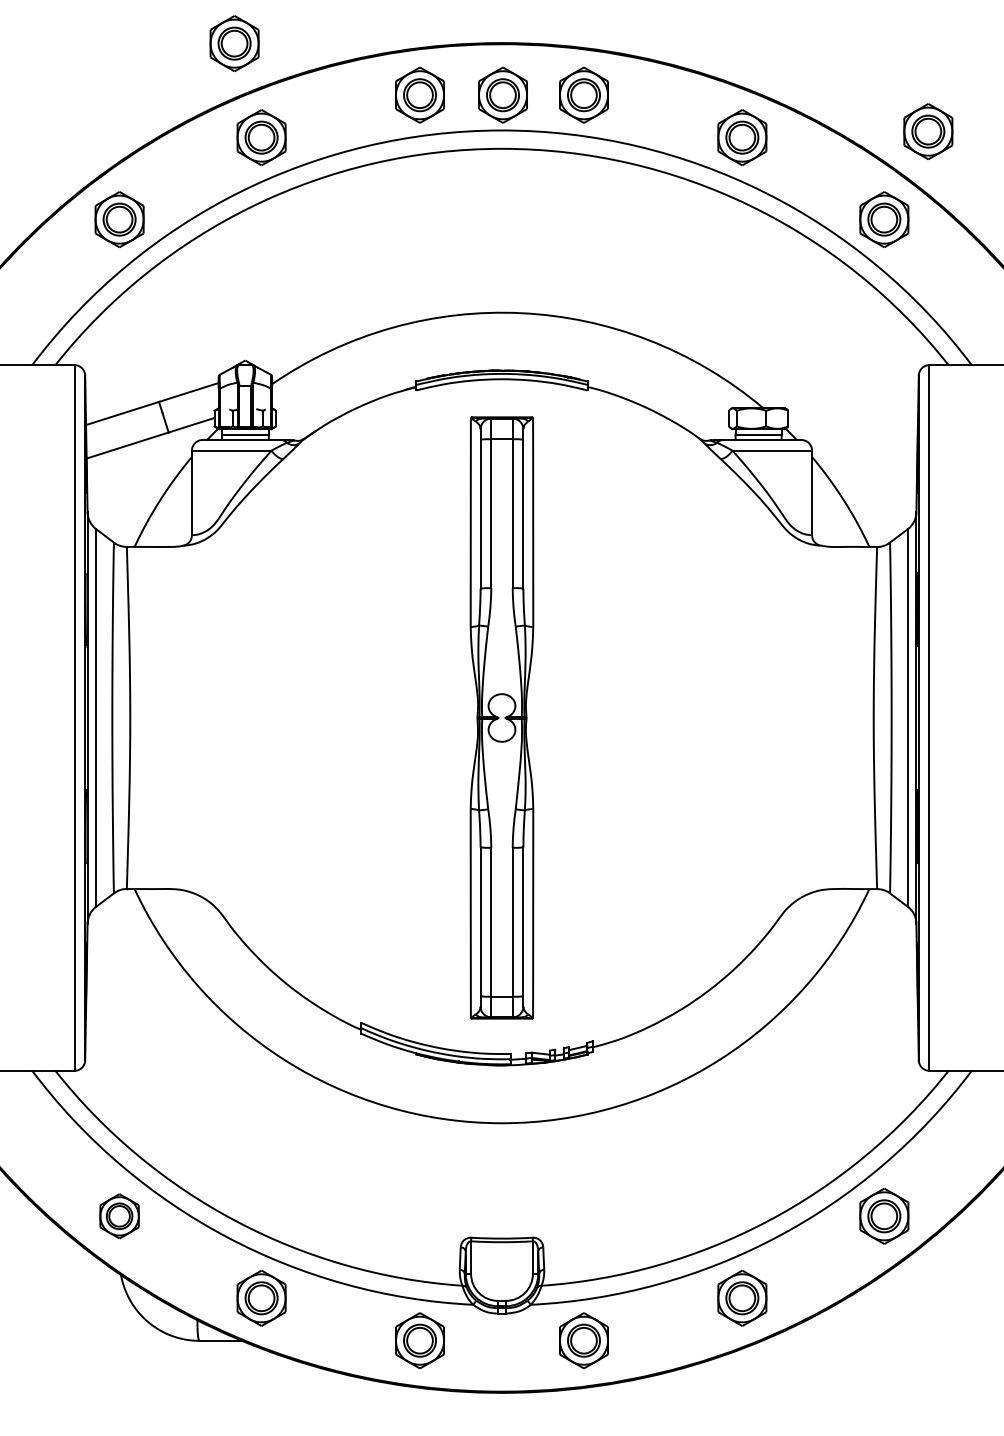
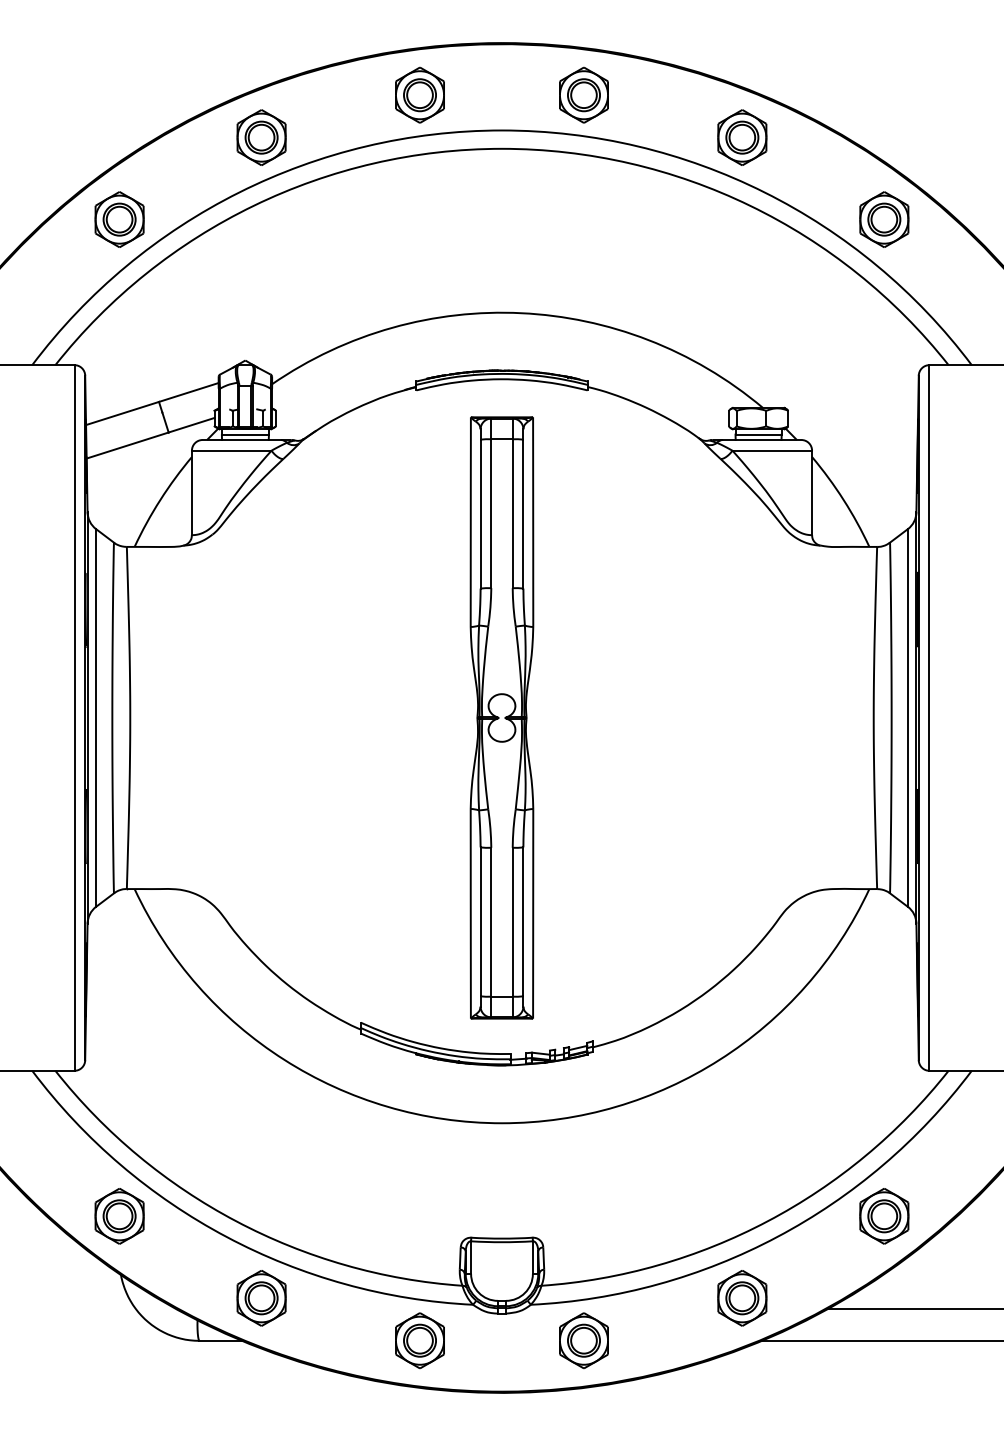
part: present -> none (234, 43)
part: present -> none (502, 94)
part: present -> none (928, 131)
part size: 41x47 px -> 51x57 px (119, 1216)
line: none -> present (914, 1308)
line: none -> present (880, 1340)
